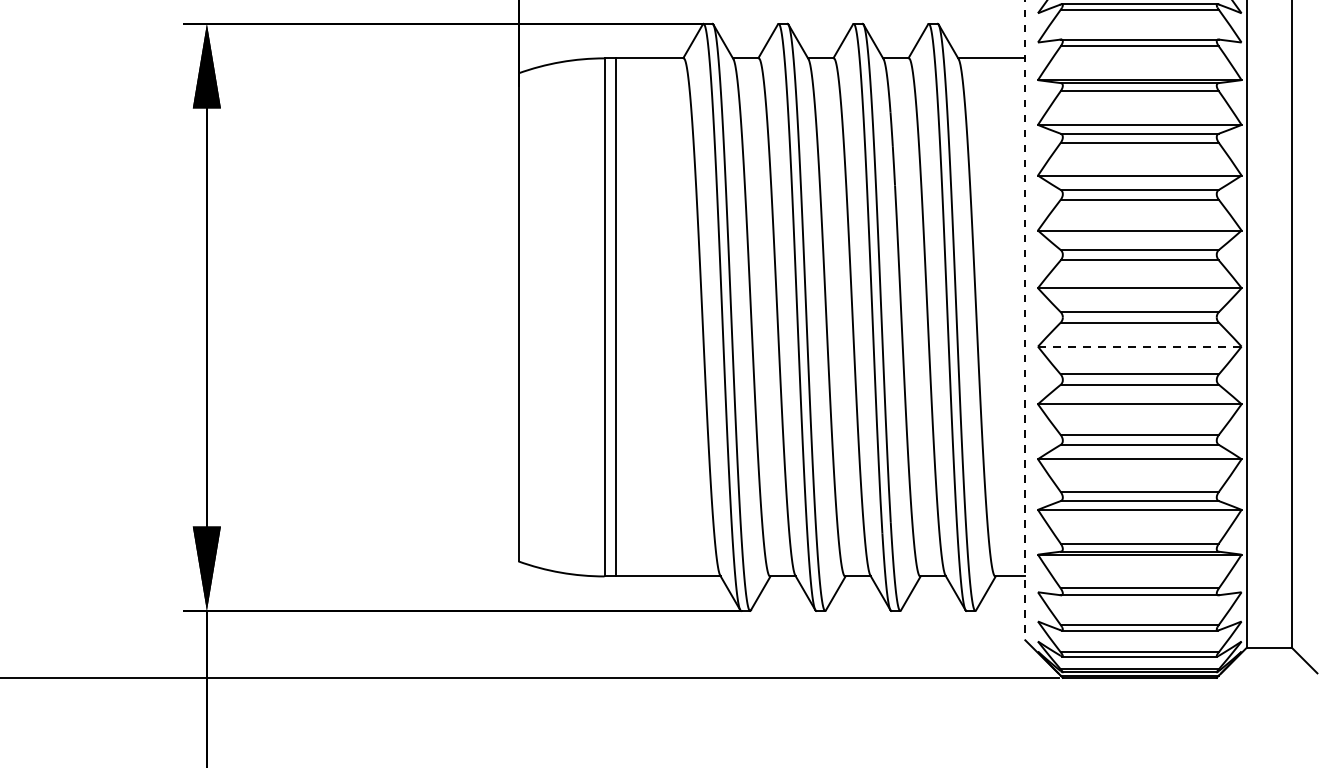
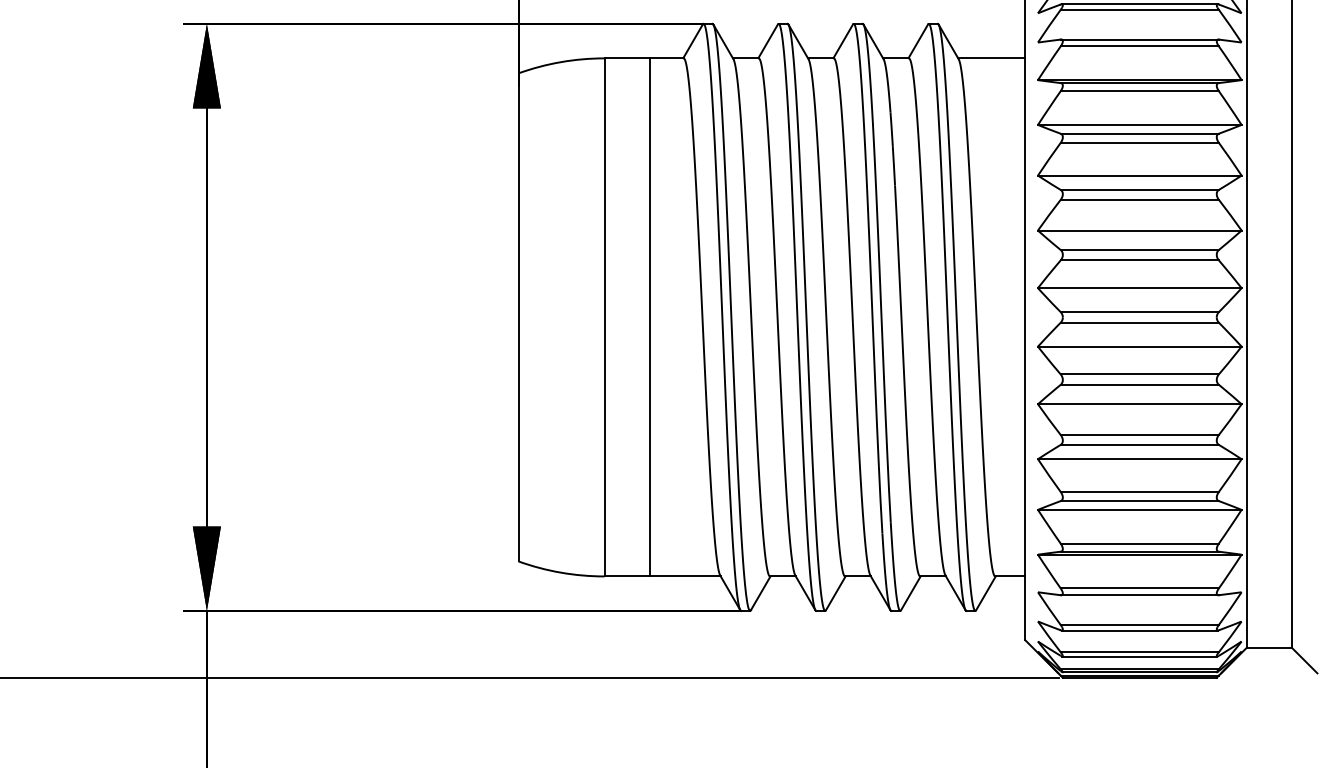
line position: (615, 317) -> (649, 317) (649, 317)
line: dashed -> solid (1025, 320)
line: dashed -> solid (1139, 346)
